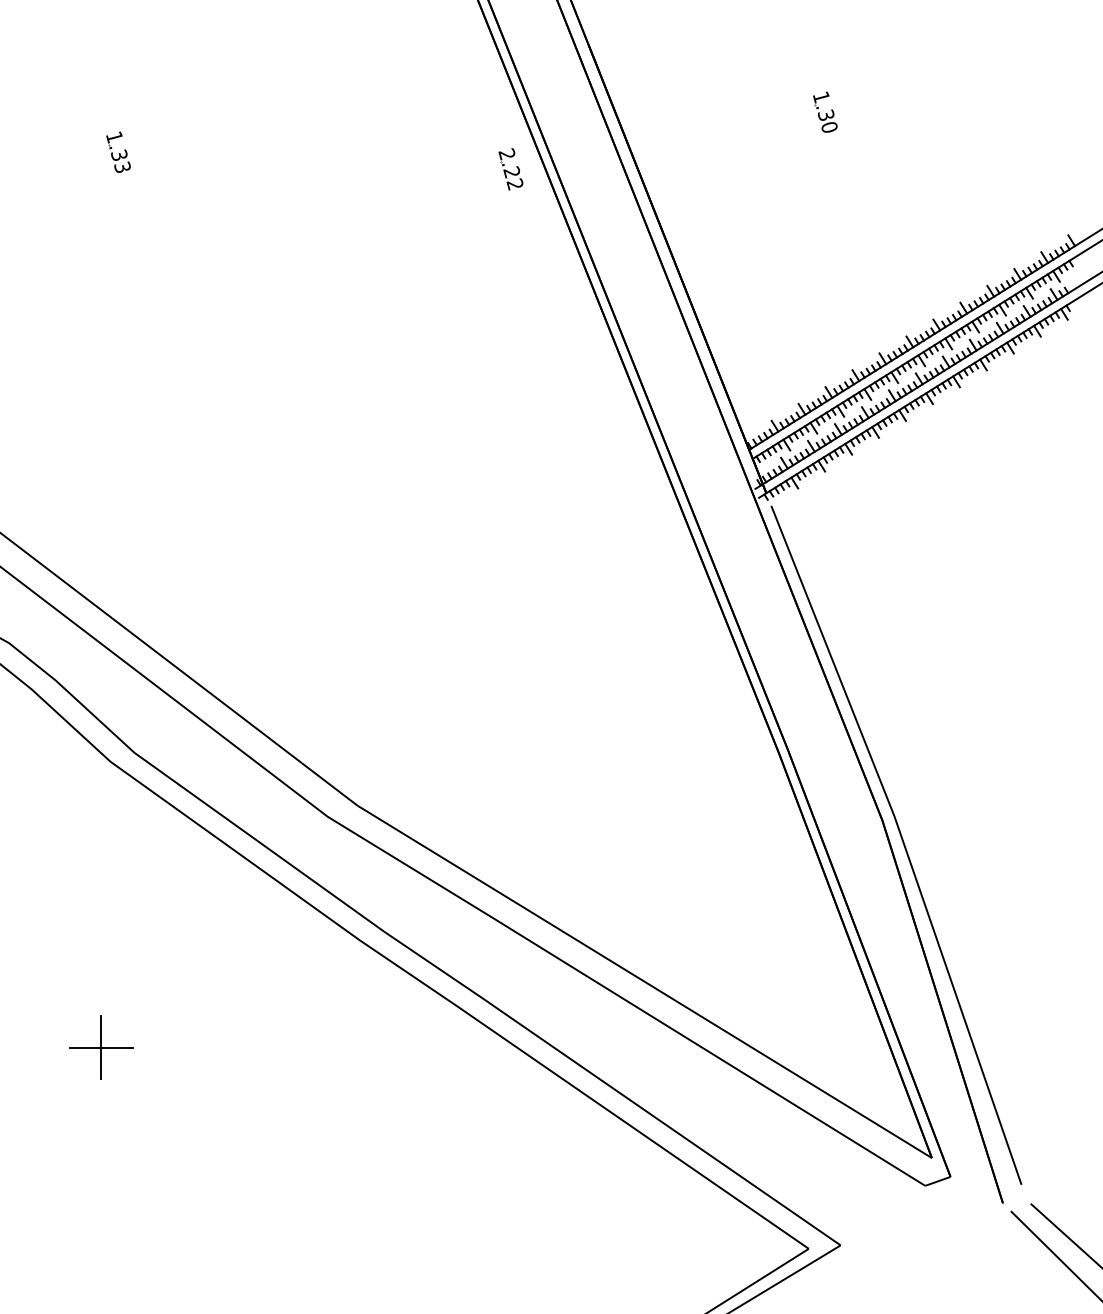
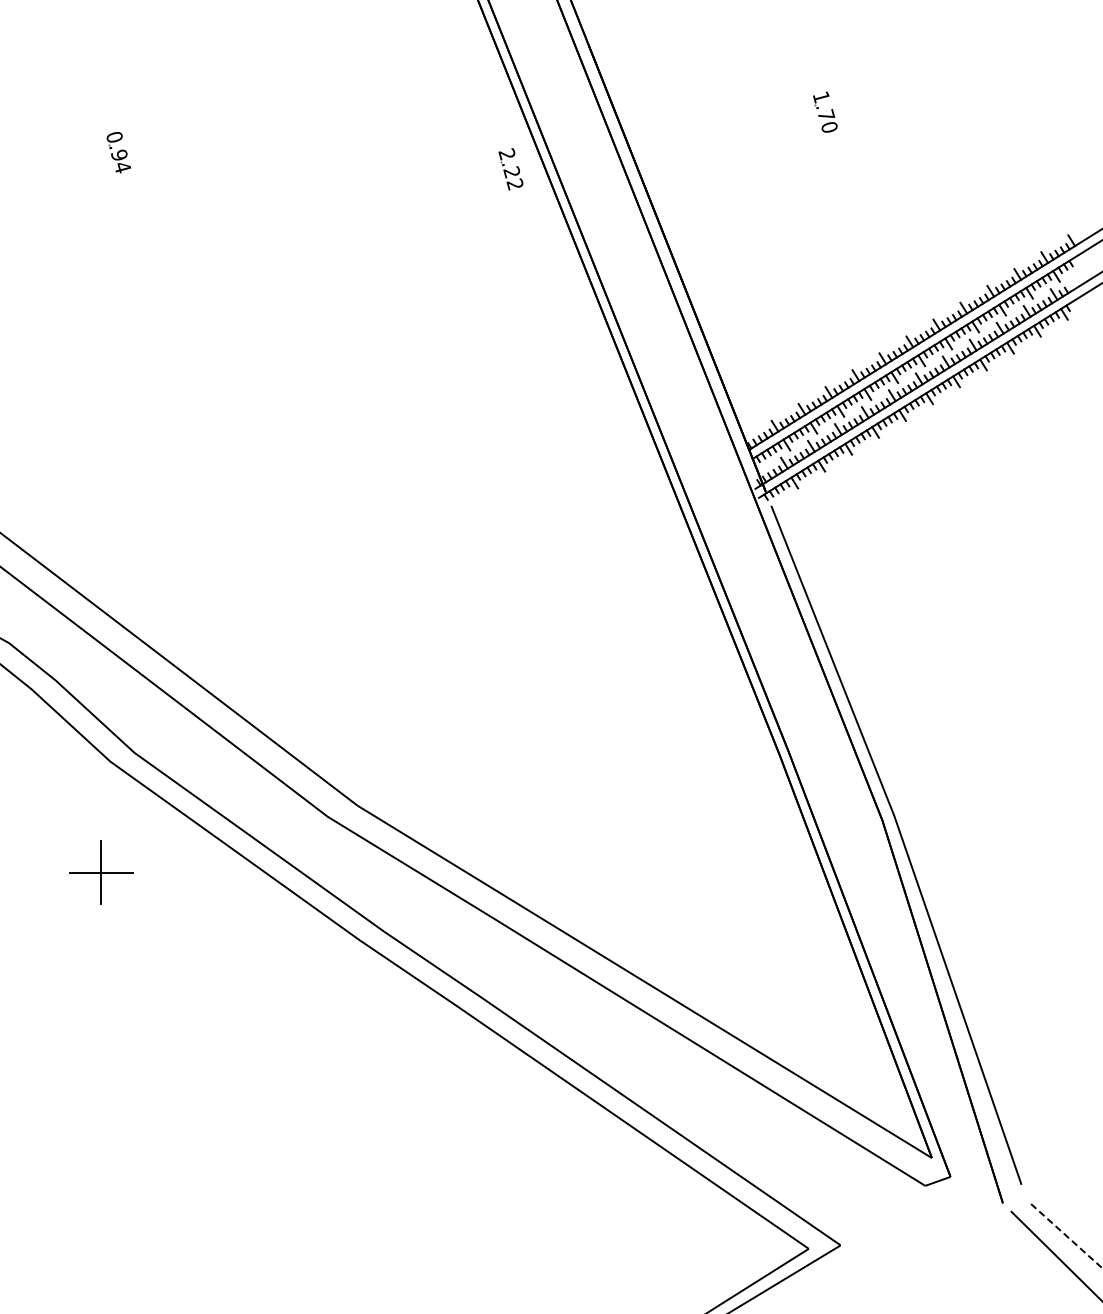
text: 1.30 -> 1.70 (826, 114)
text: 1.33 -> 0.94 (118, 152)
part position: (101, 1047) -> (101, 872) (101, 872)
line: solid -> dashed (1066, 1235)
